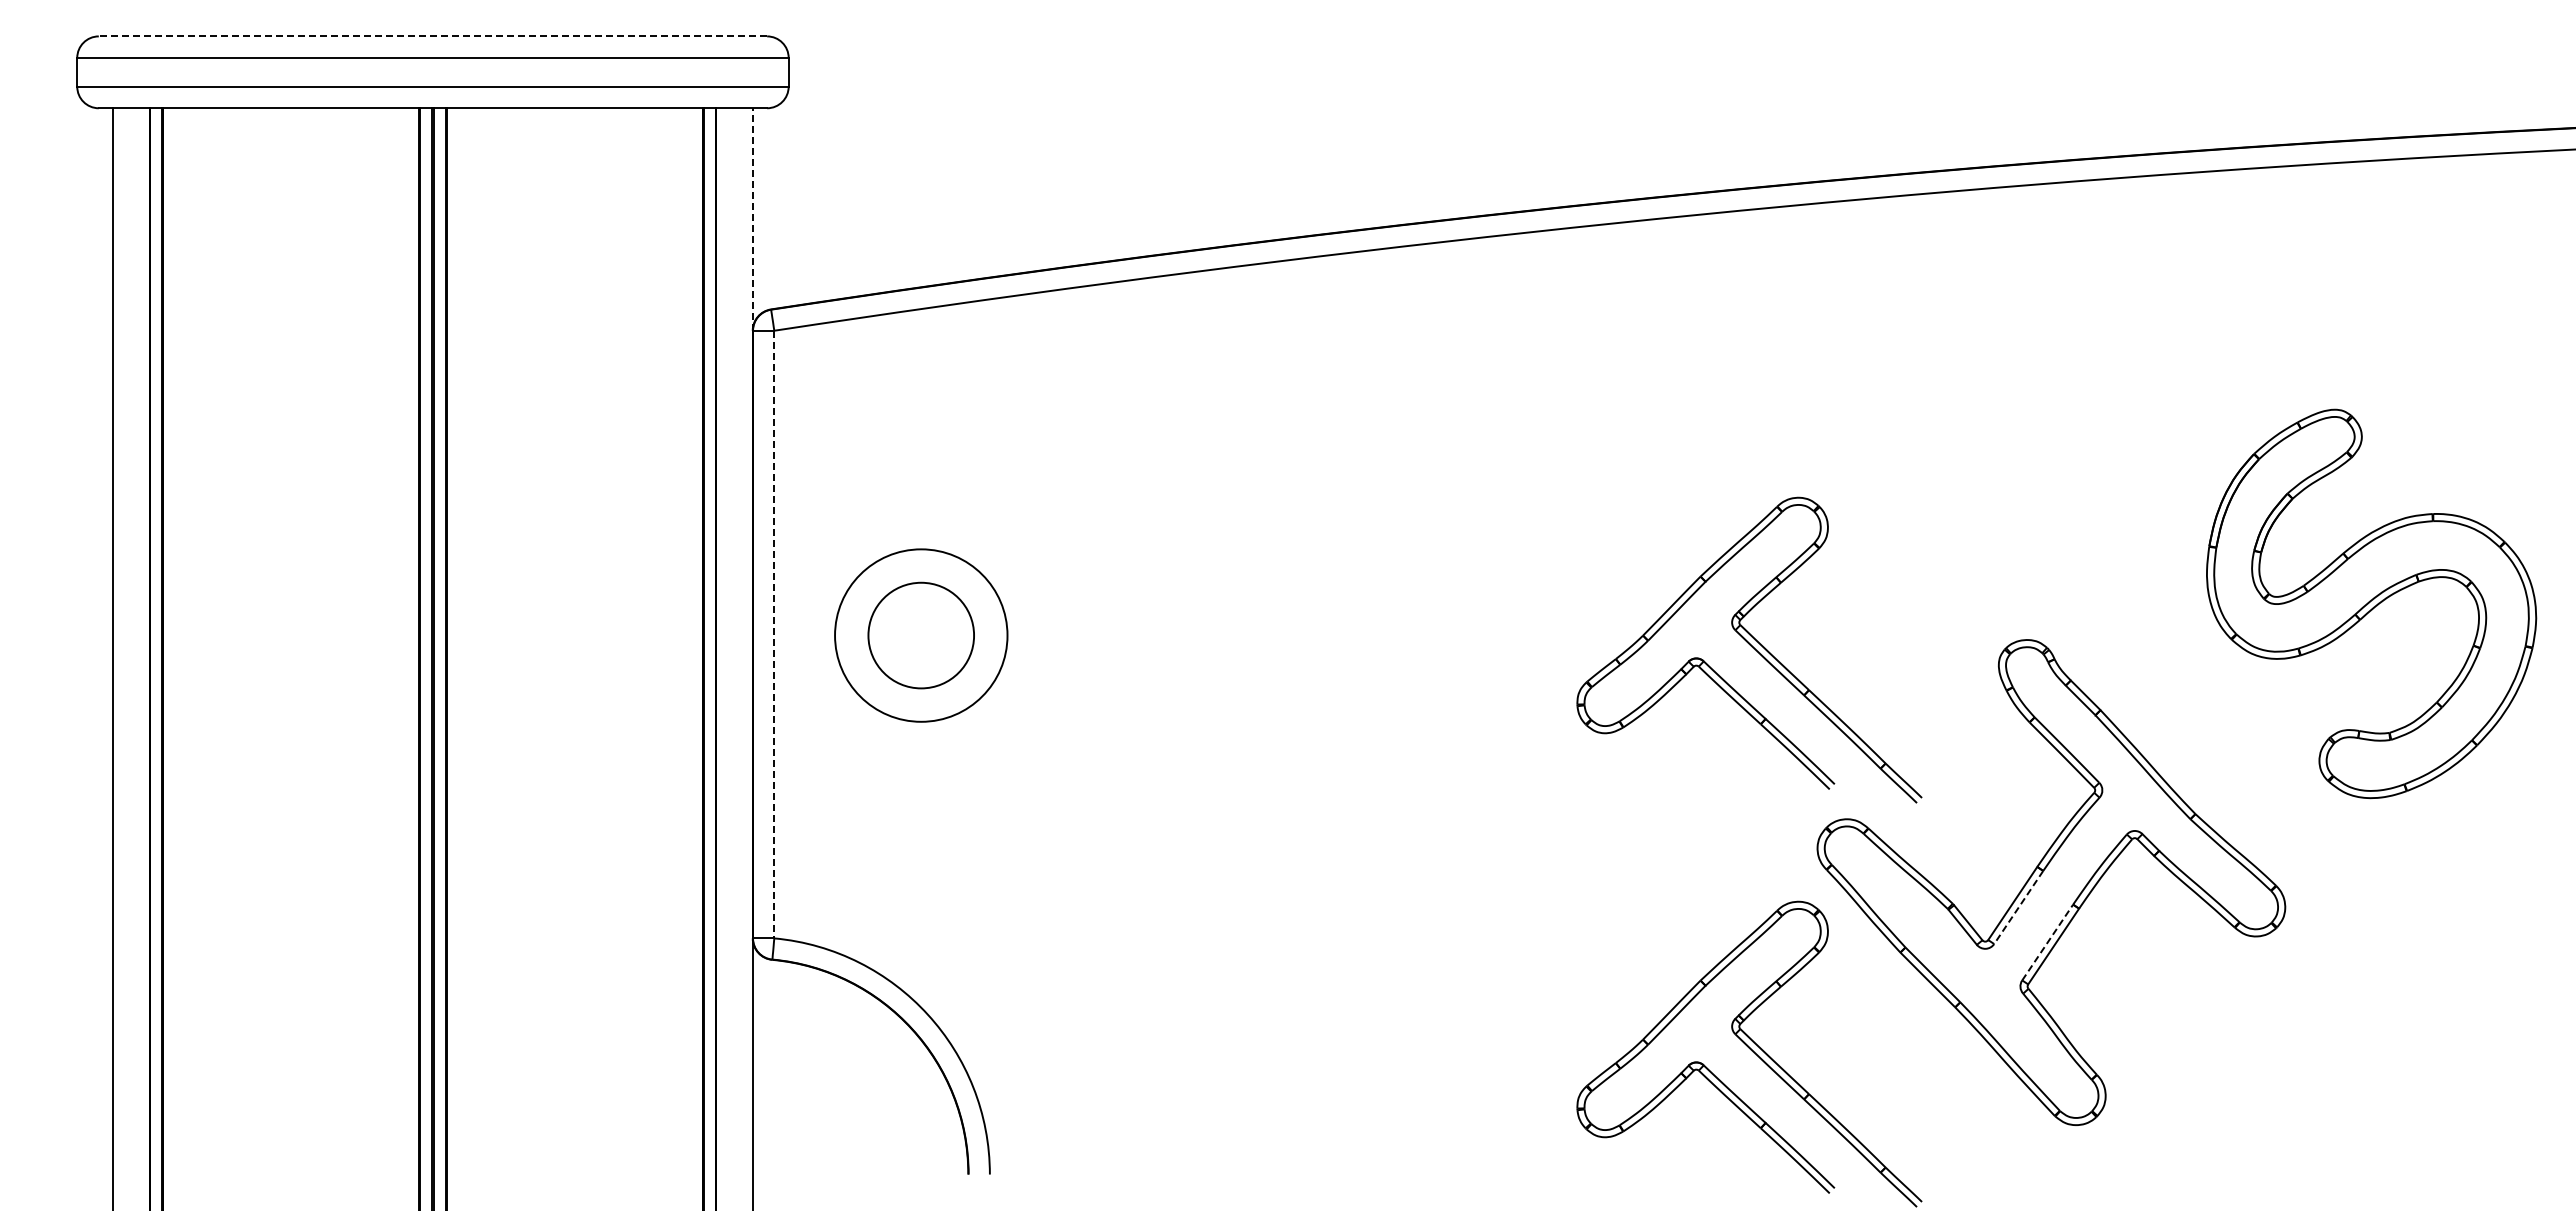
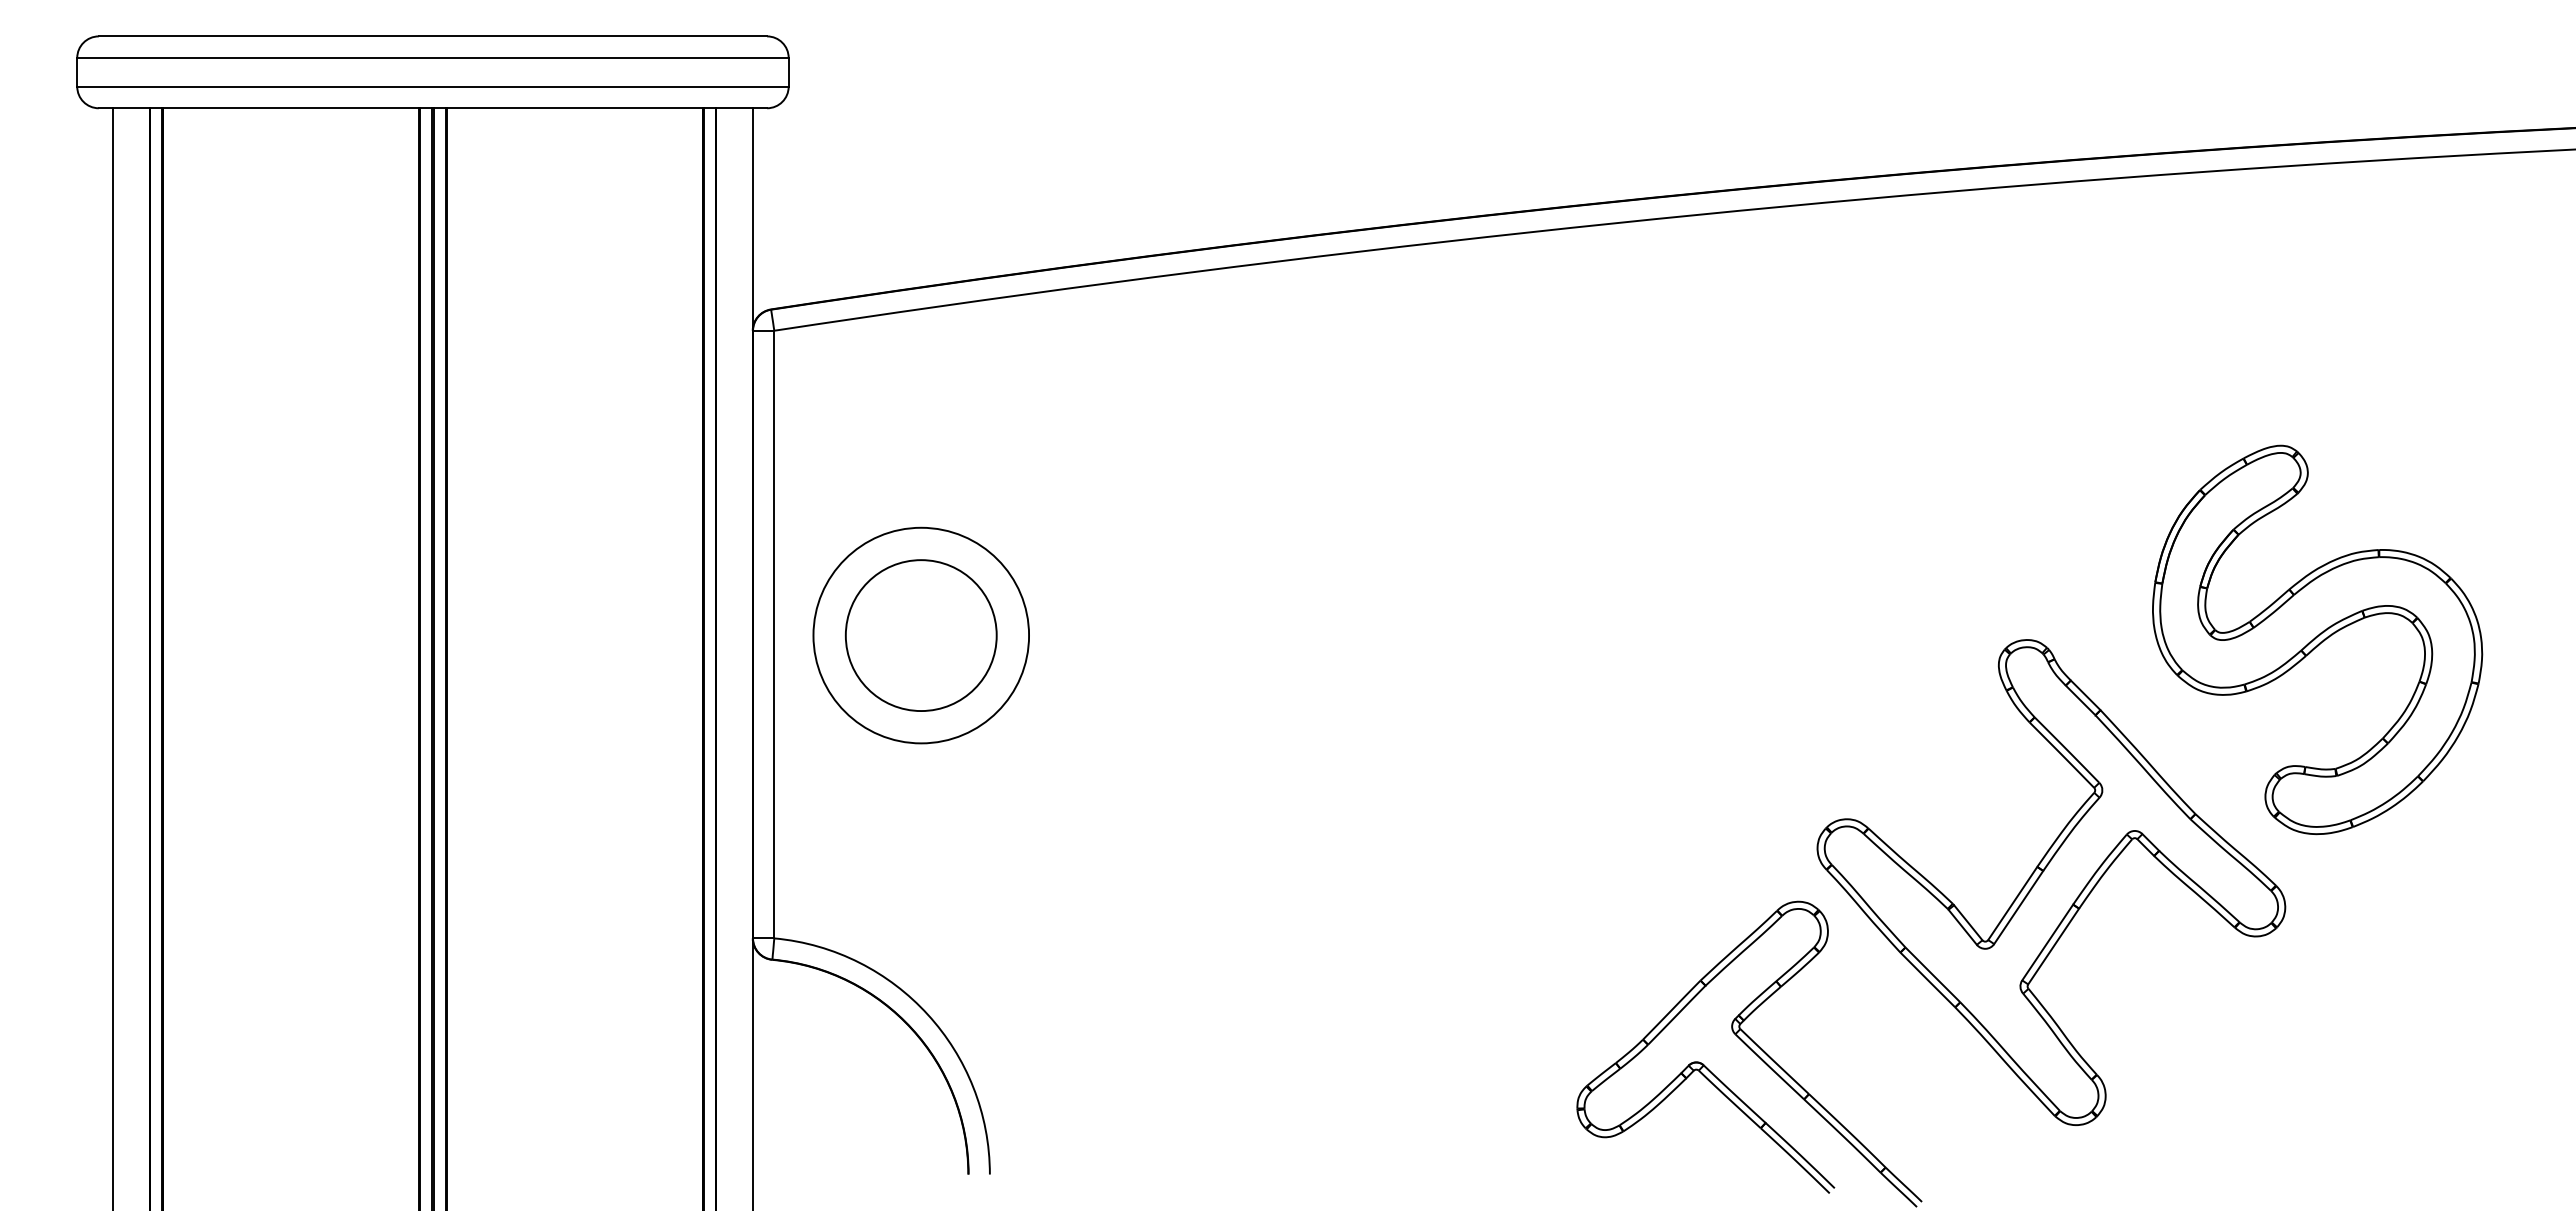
line: dashed -> solid (432, 36)
line: dashed -> solid (752, 219)
part position: (2371, 603) -> (2317, 639) (2317, 639)
line: dashed -> solid (774, 634)
circle diameter: 106 px -> 151 px (920, 635)
circle diameter: 172 px -> 216 px (921, 635)
part: present -> none (1749, 649)
line: dashed -> solid (2018, 907)
line: dashed -> solid (2047, 942)
